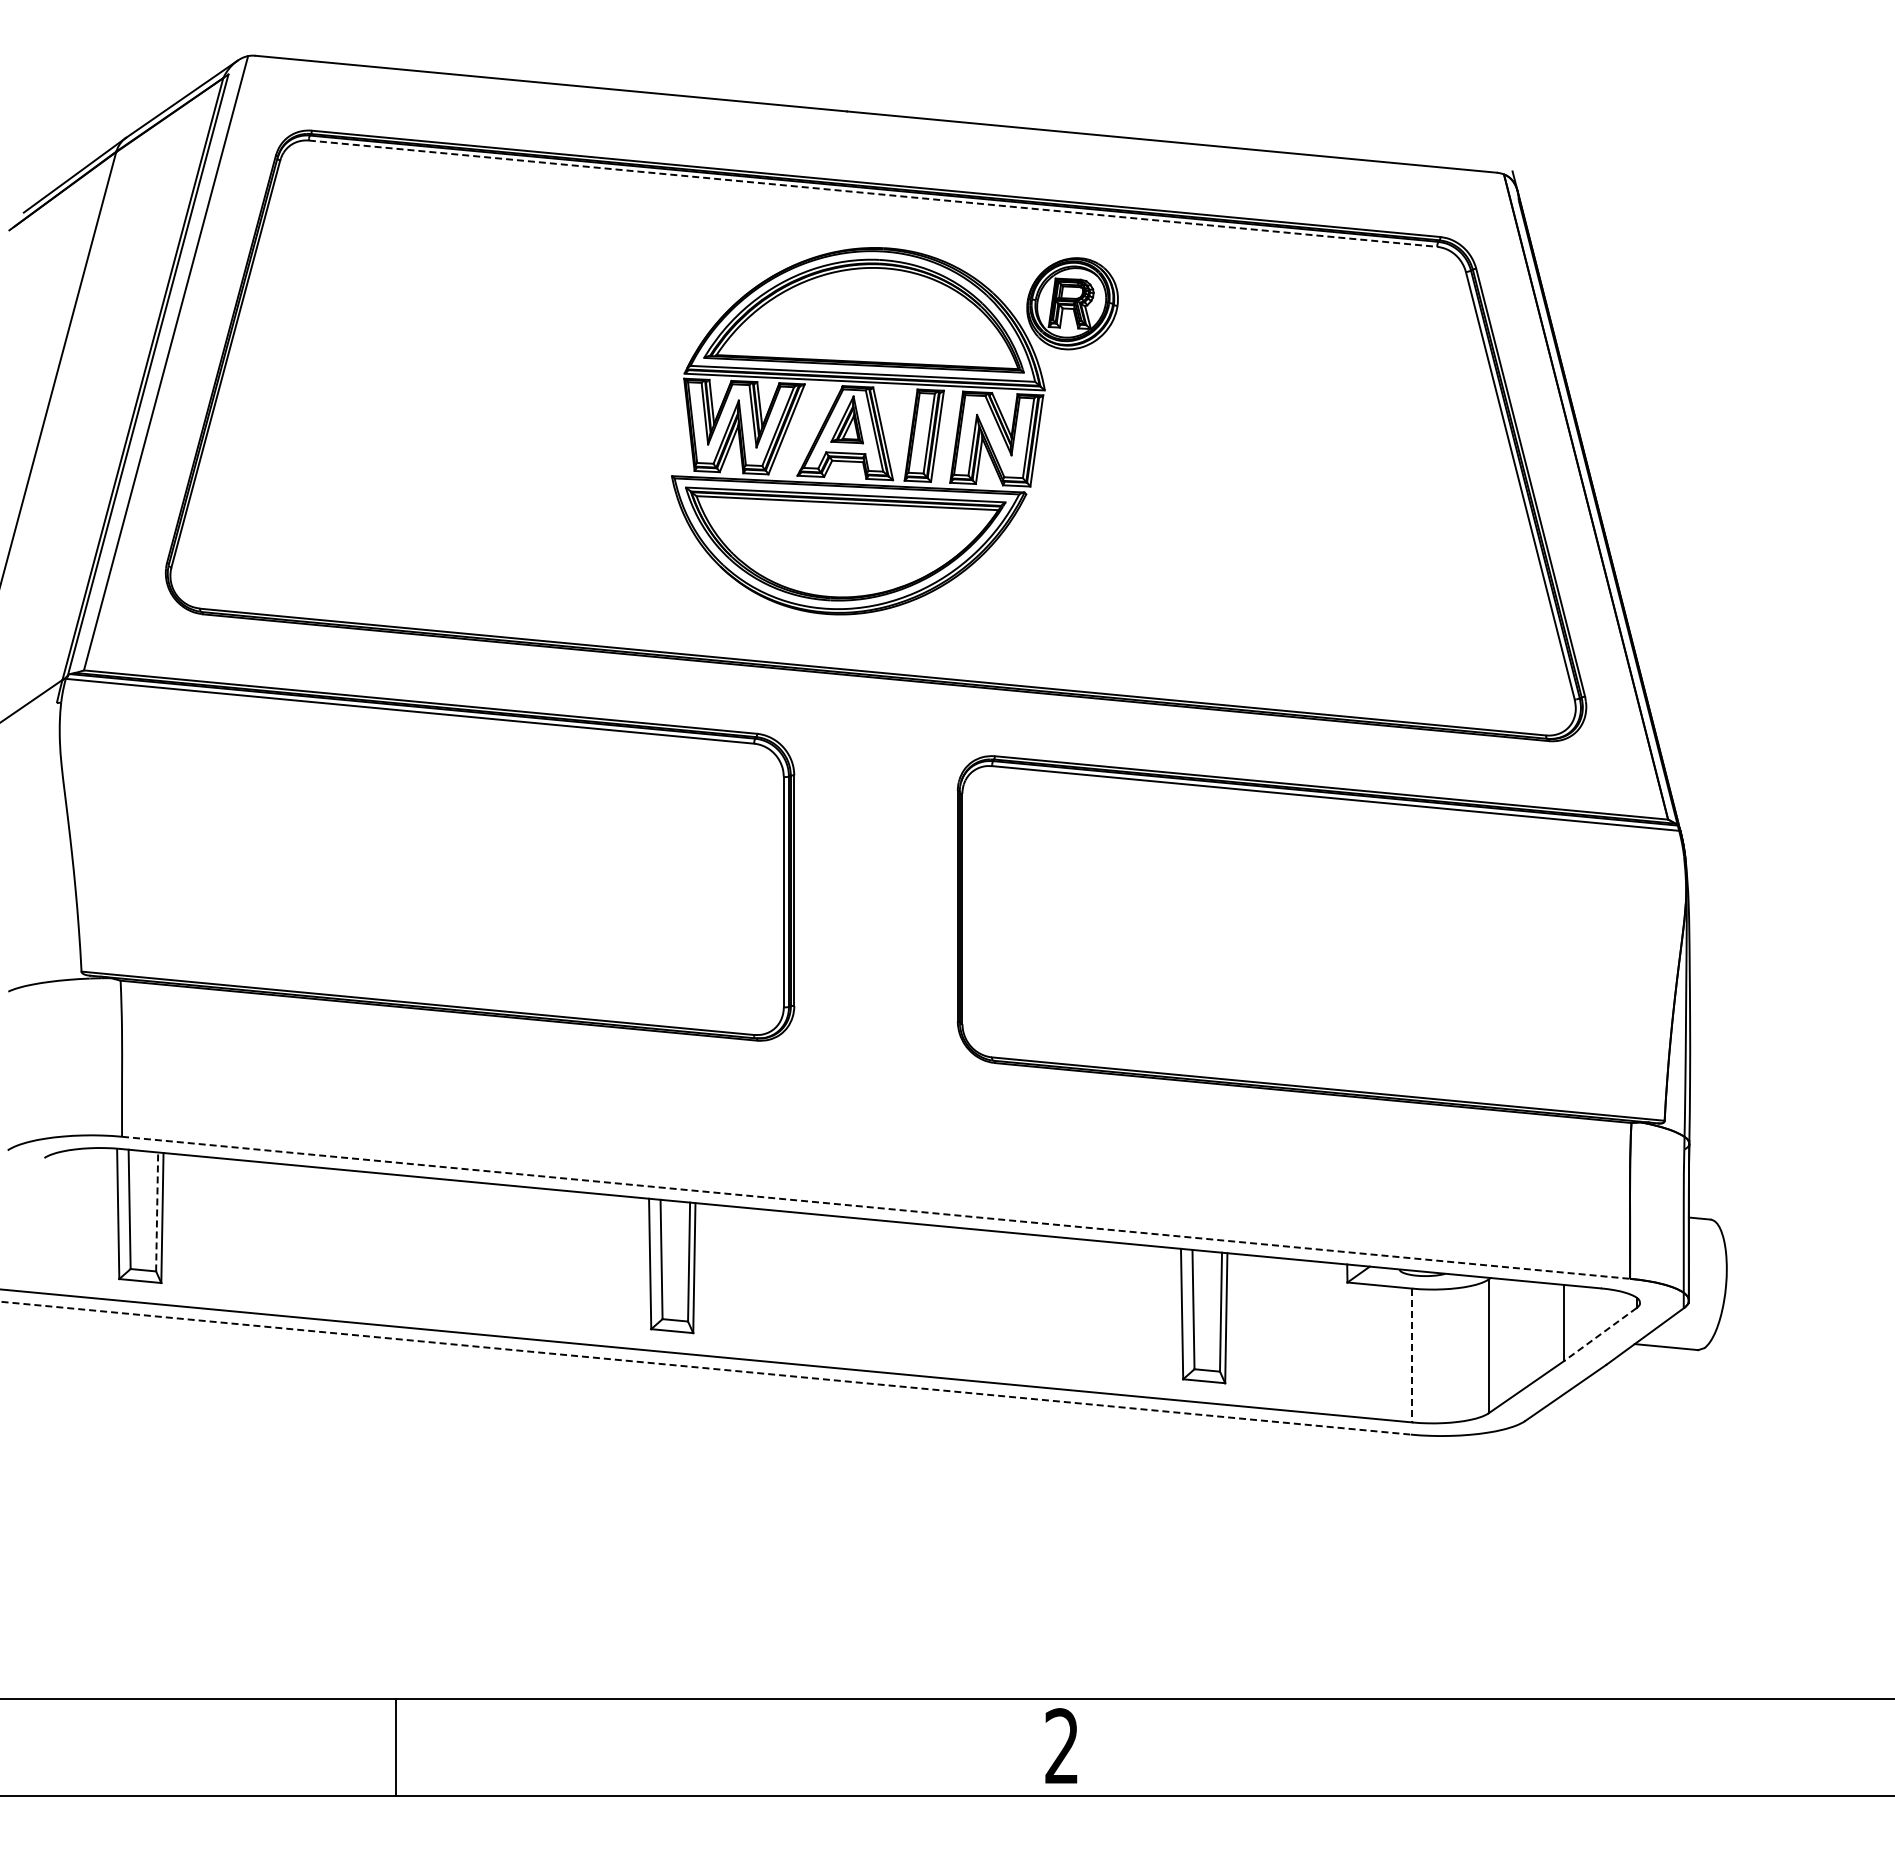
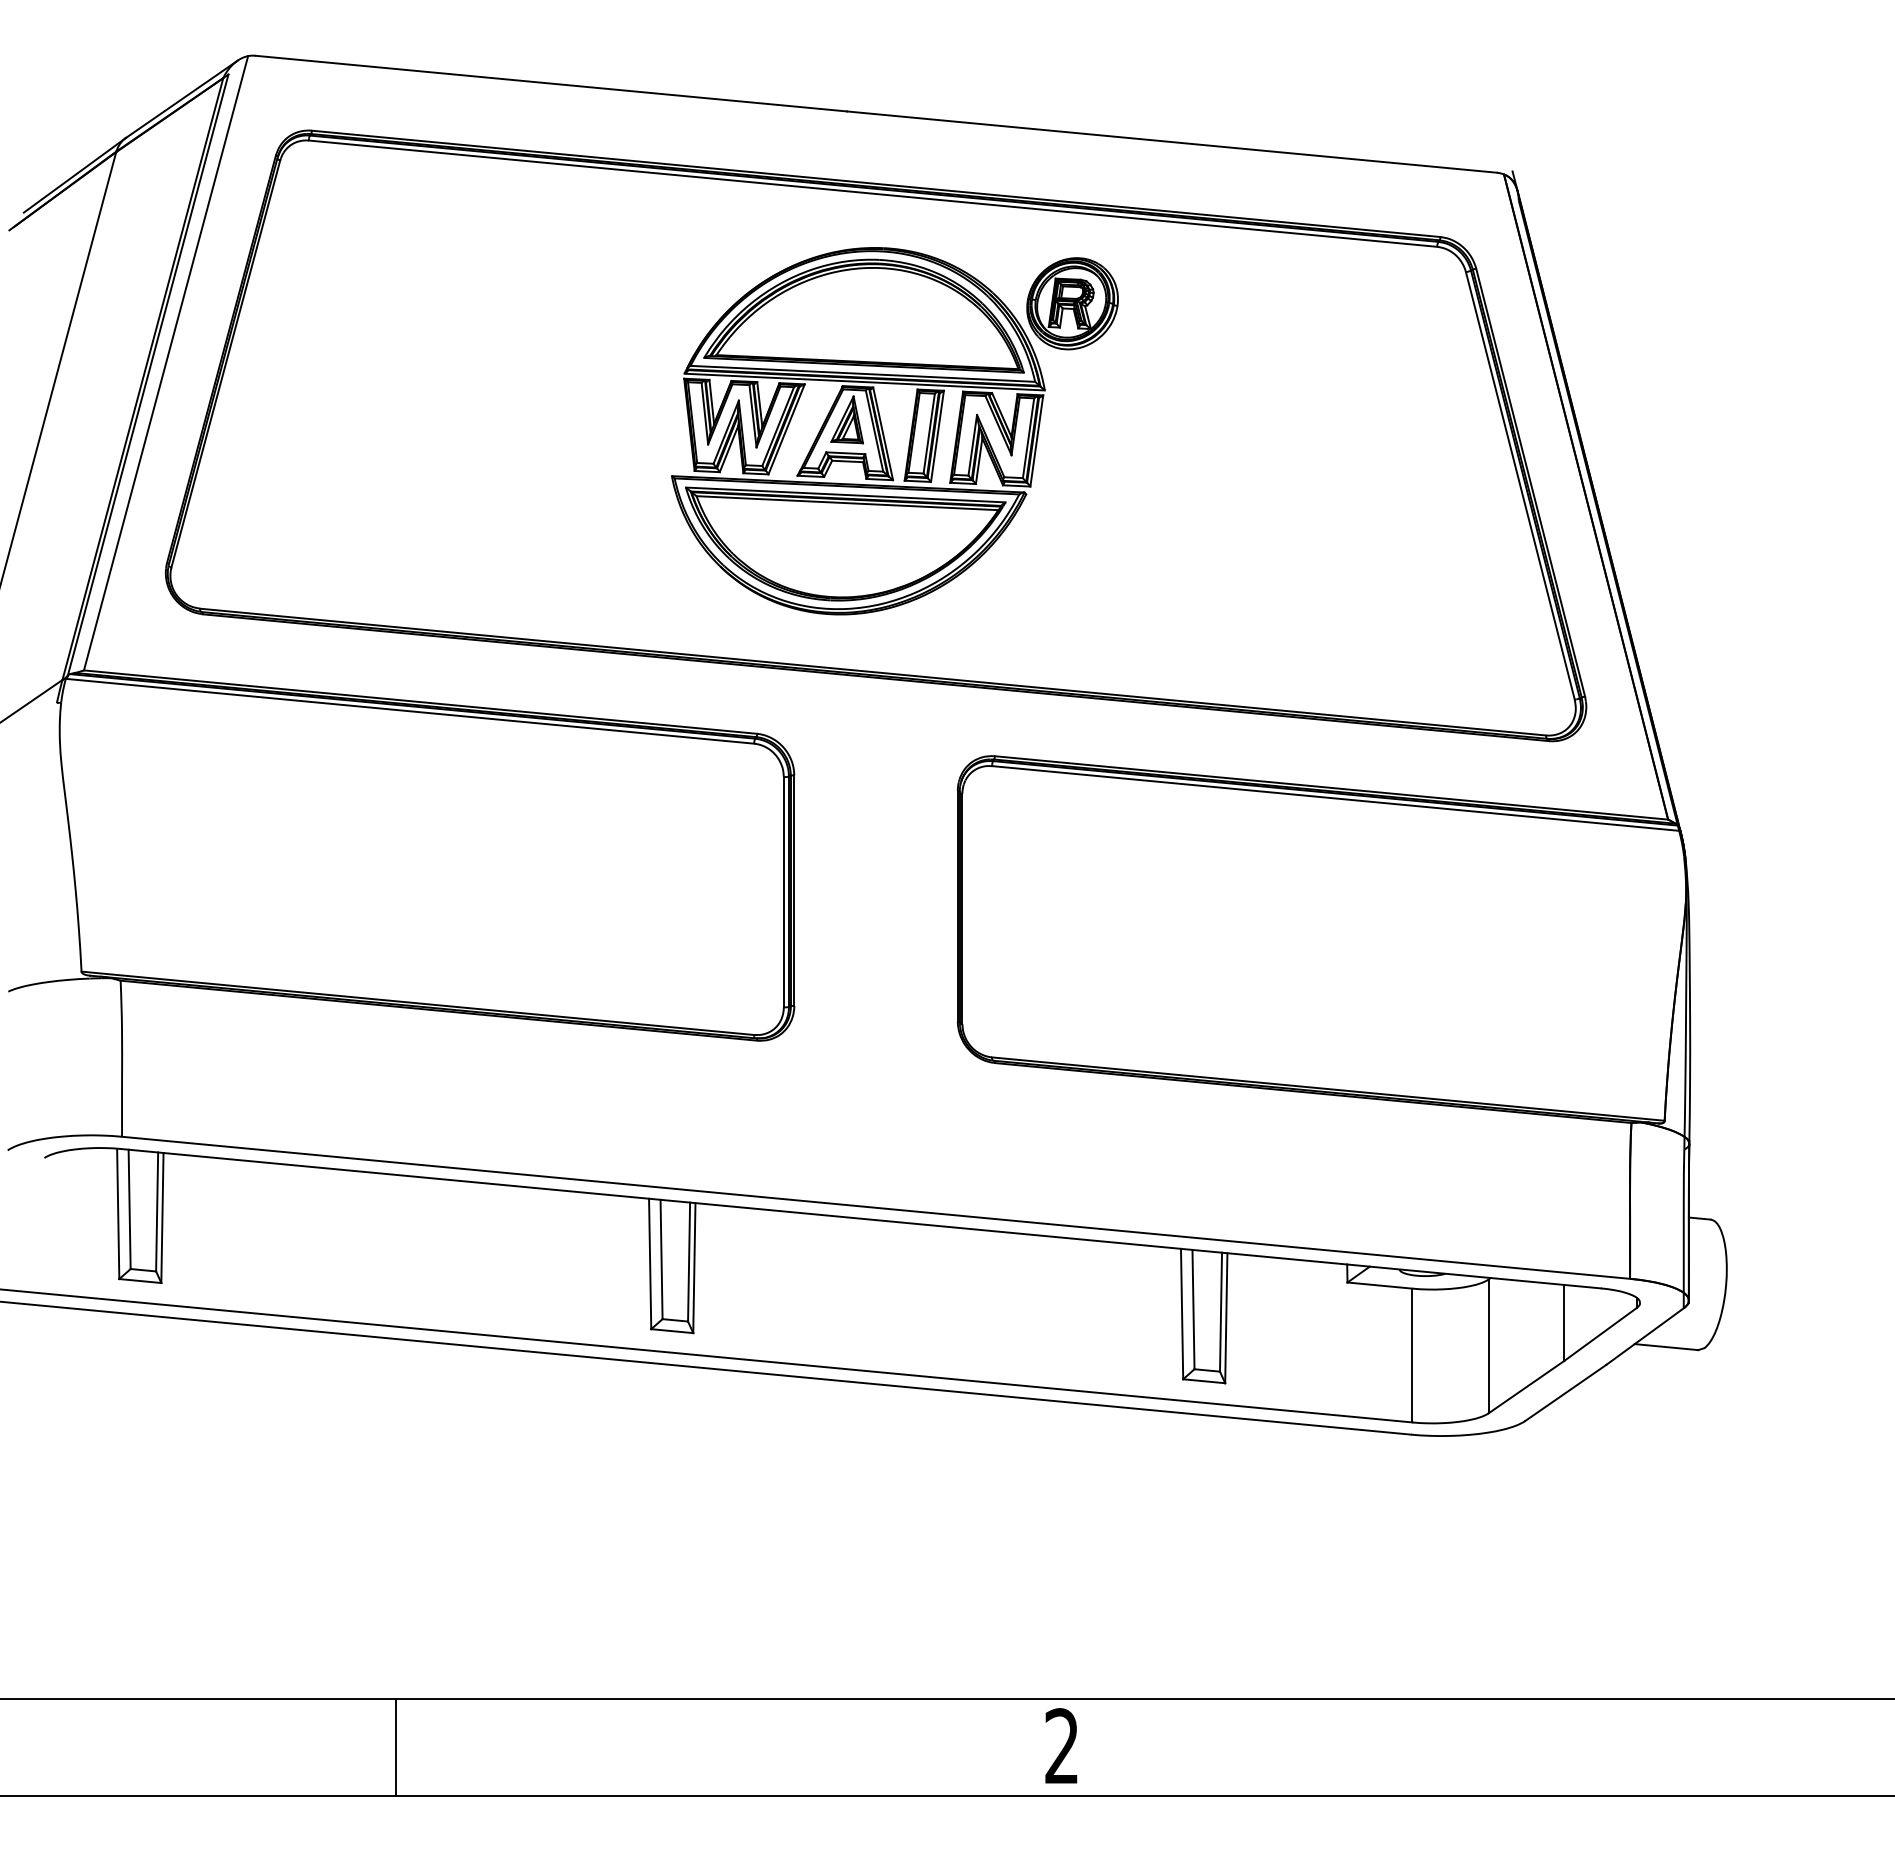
line: dashed -> solid (873, 193)
line: dashed -> solid (876, 1207)
line: dashed -> solid (157, 1211)
line: dashed -> solid (1600, 1334)
line: dashed -> solid (1412, 1355)
line: dashed -> solid (706, 1368)
